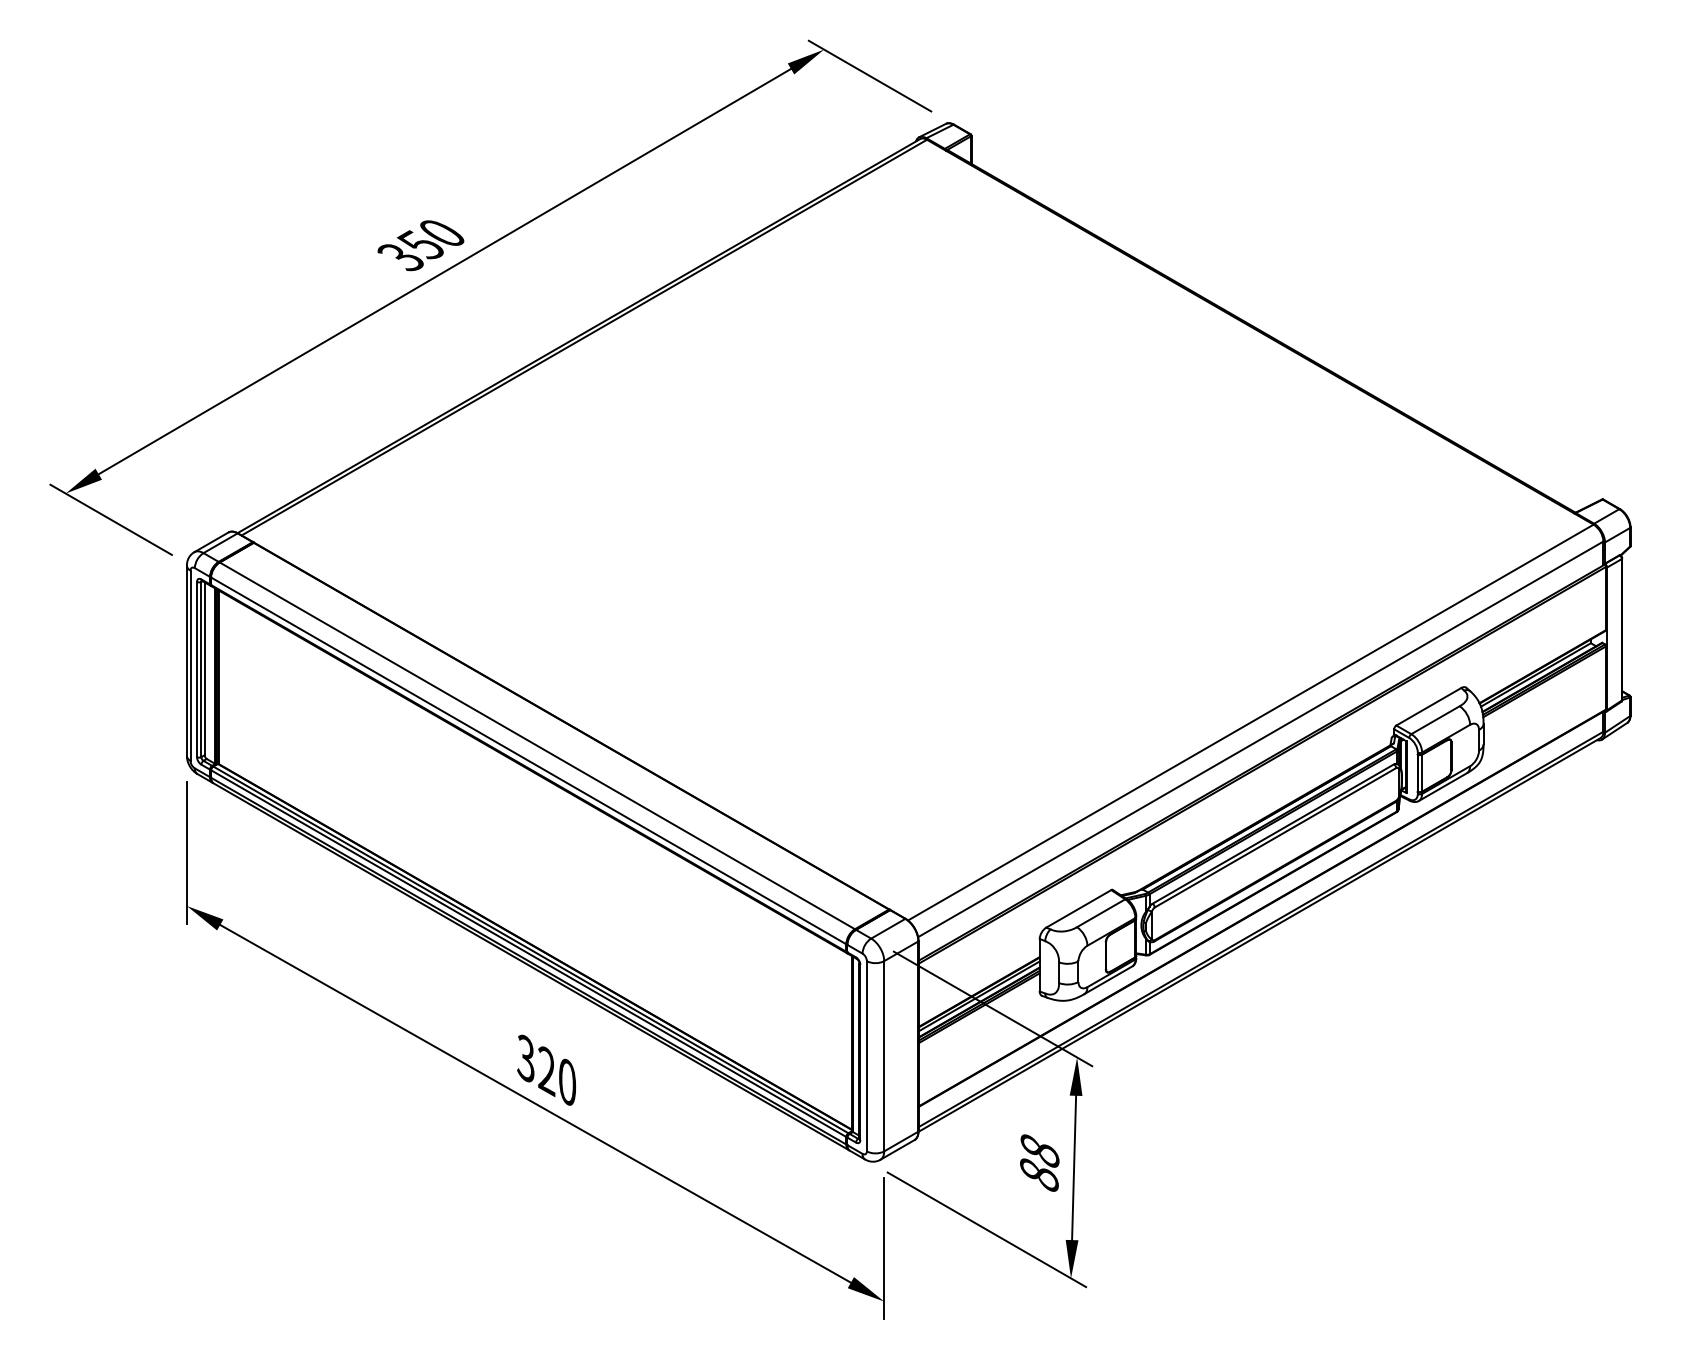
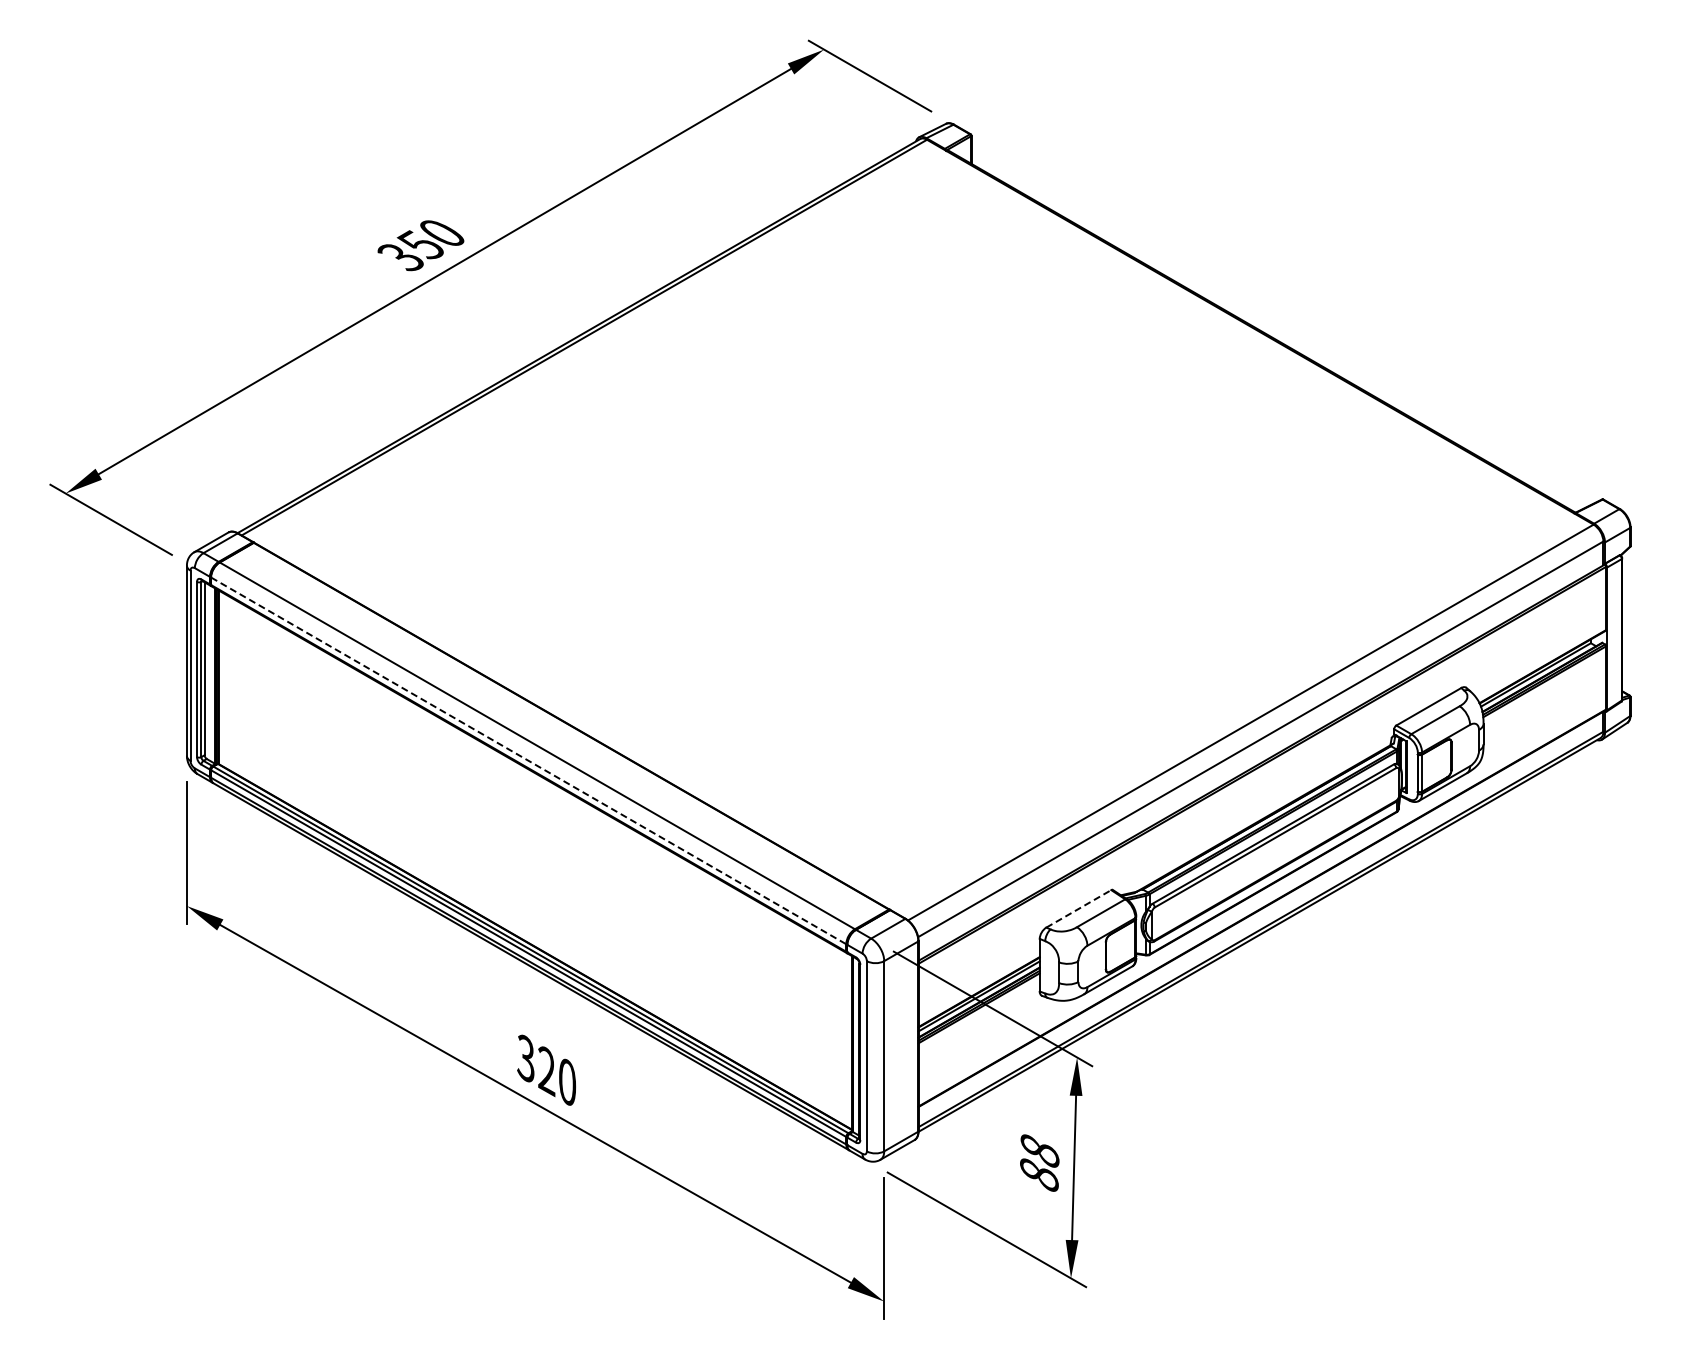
line: solid -> dashed (528, 760)
line: solid -> dashed (1078, 908)
